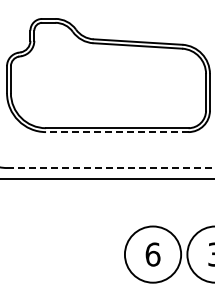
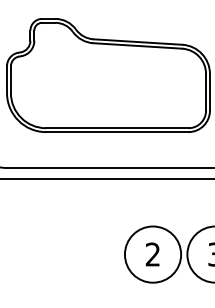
line: dashed -> solid (116, 132)
line: dashed -> solid (110, 168)
text: 6 -> 2 (152, 254)
